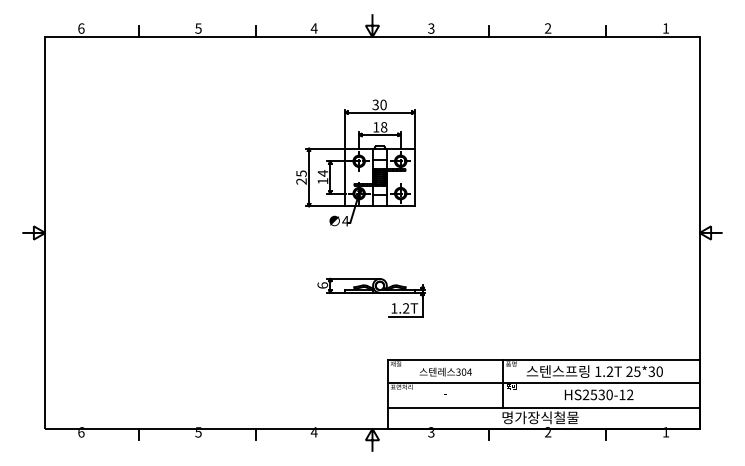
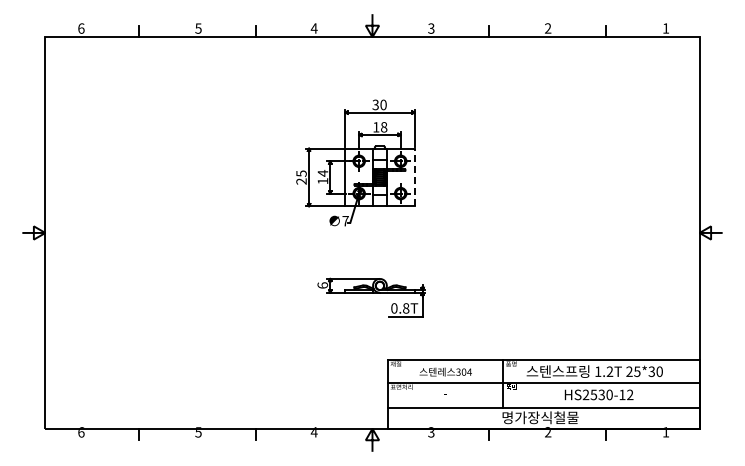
line: solid -> dashed (414, 177)
text: 4 -> 7 (345, 221)
text: 1.2T -> 0.8T (400, 308)
